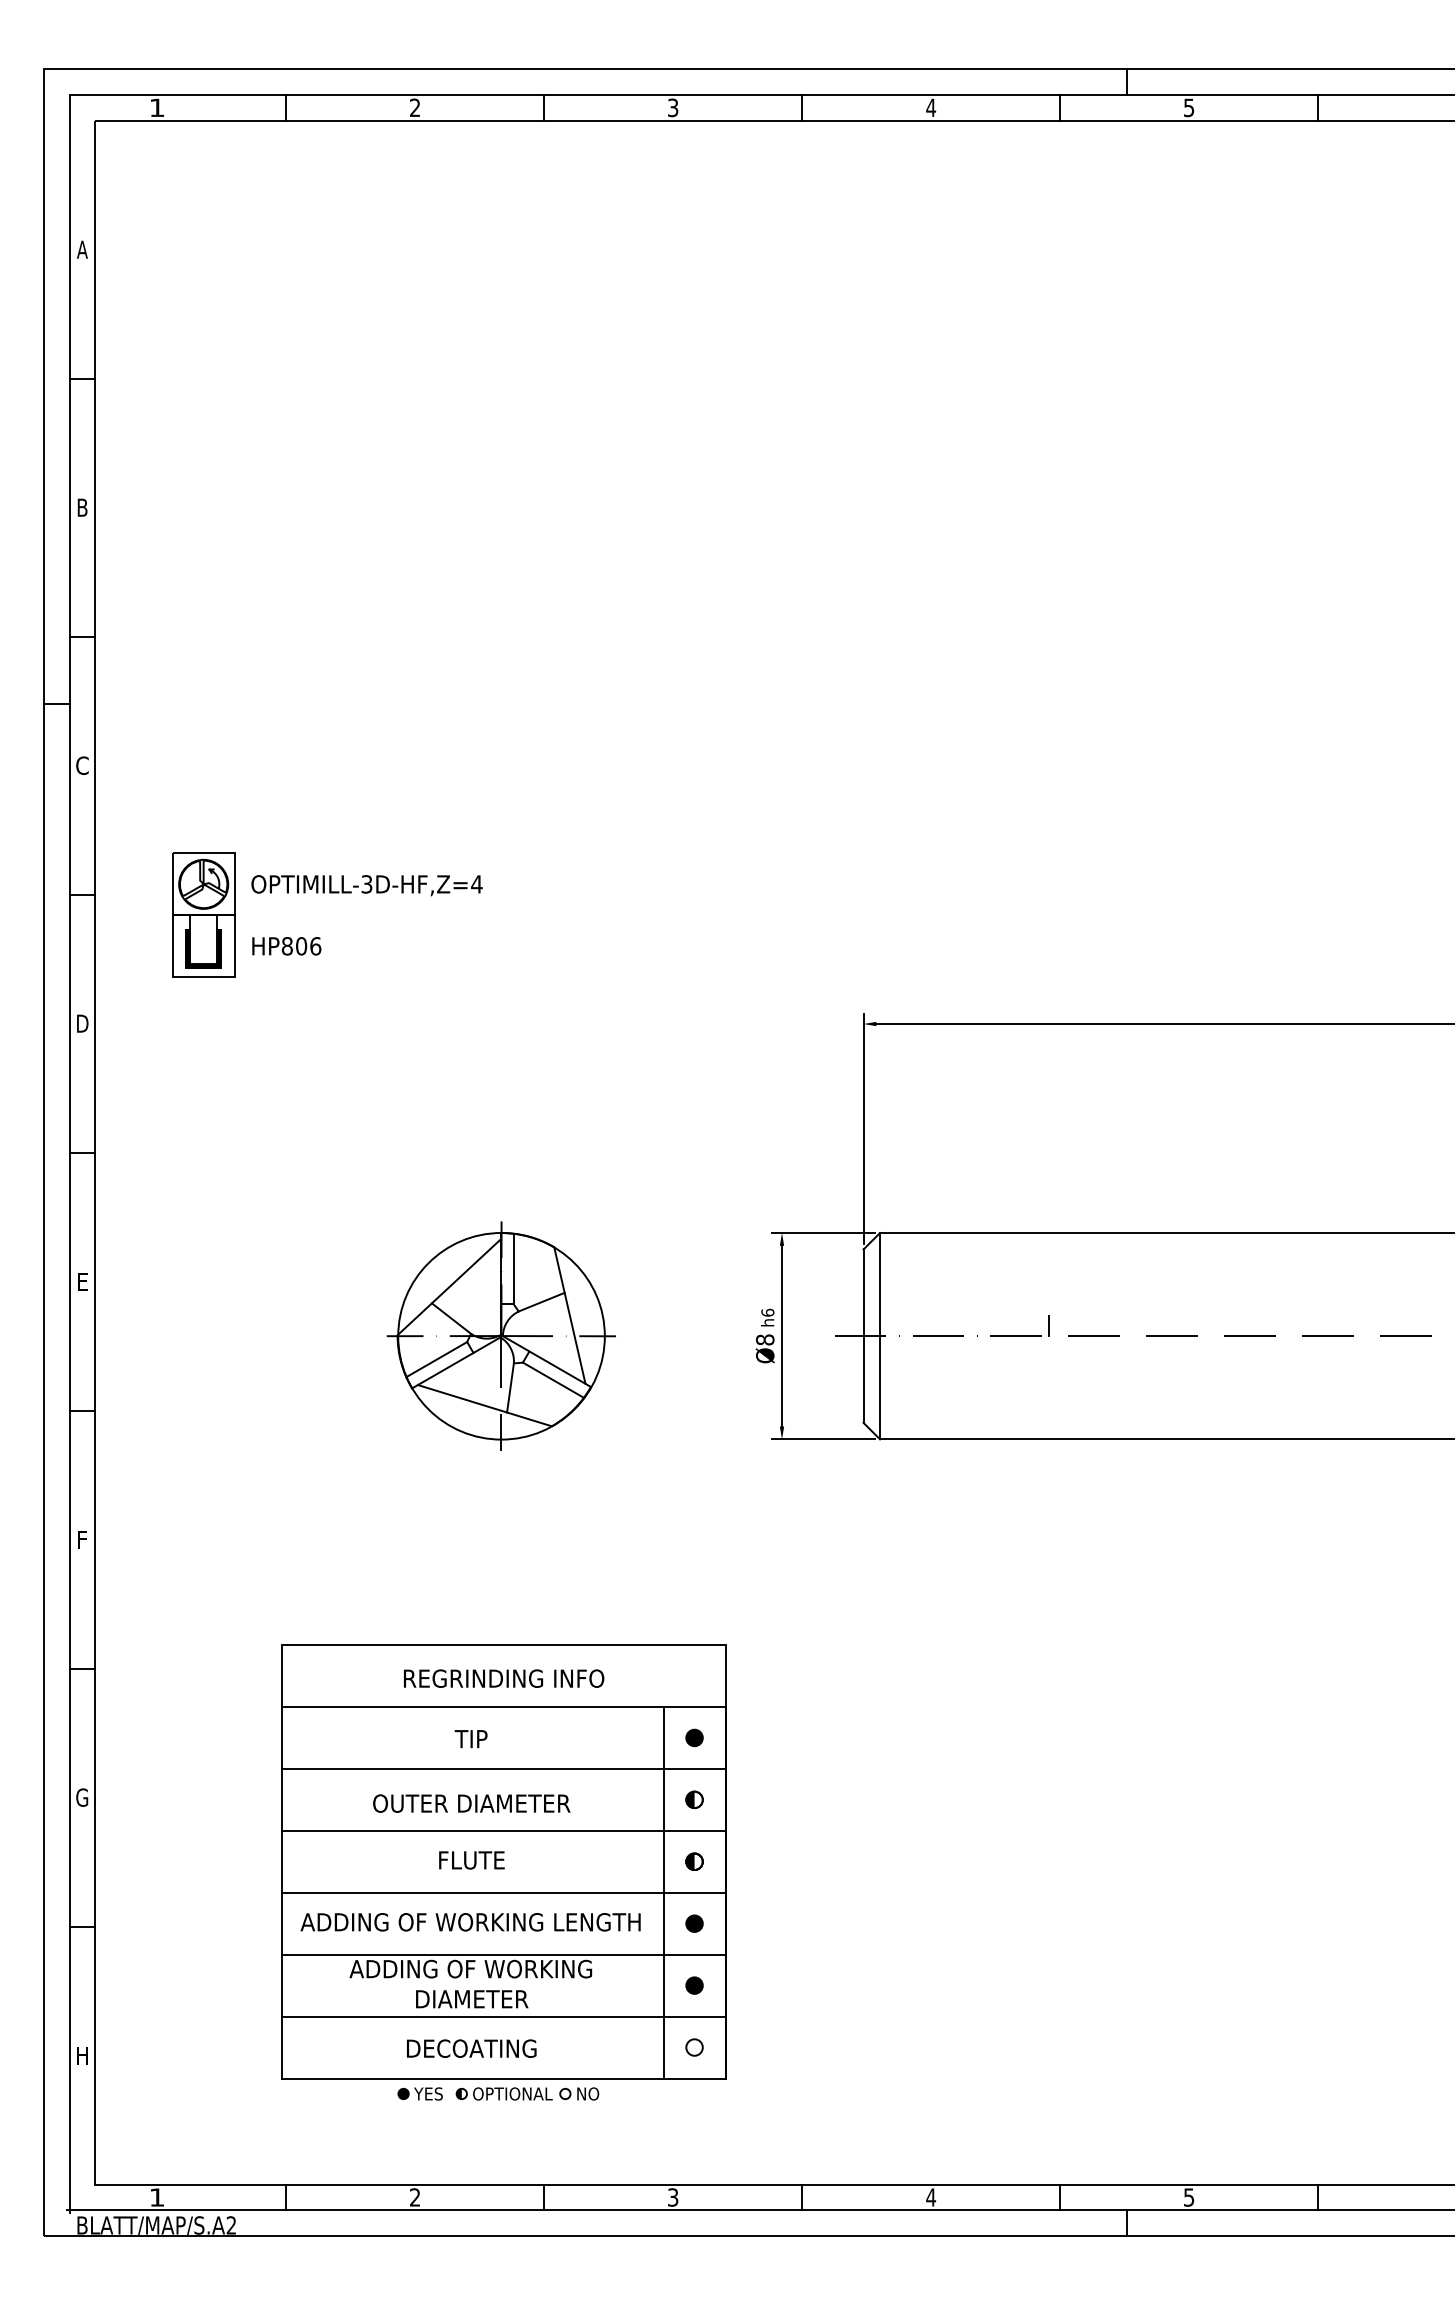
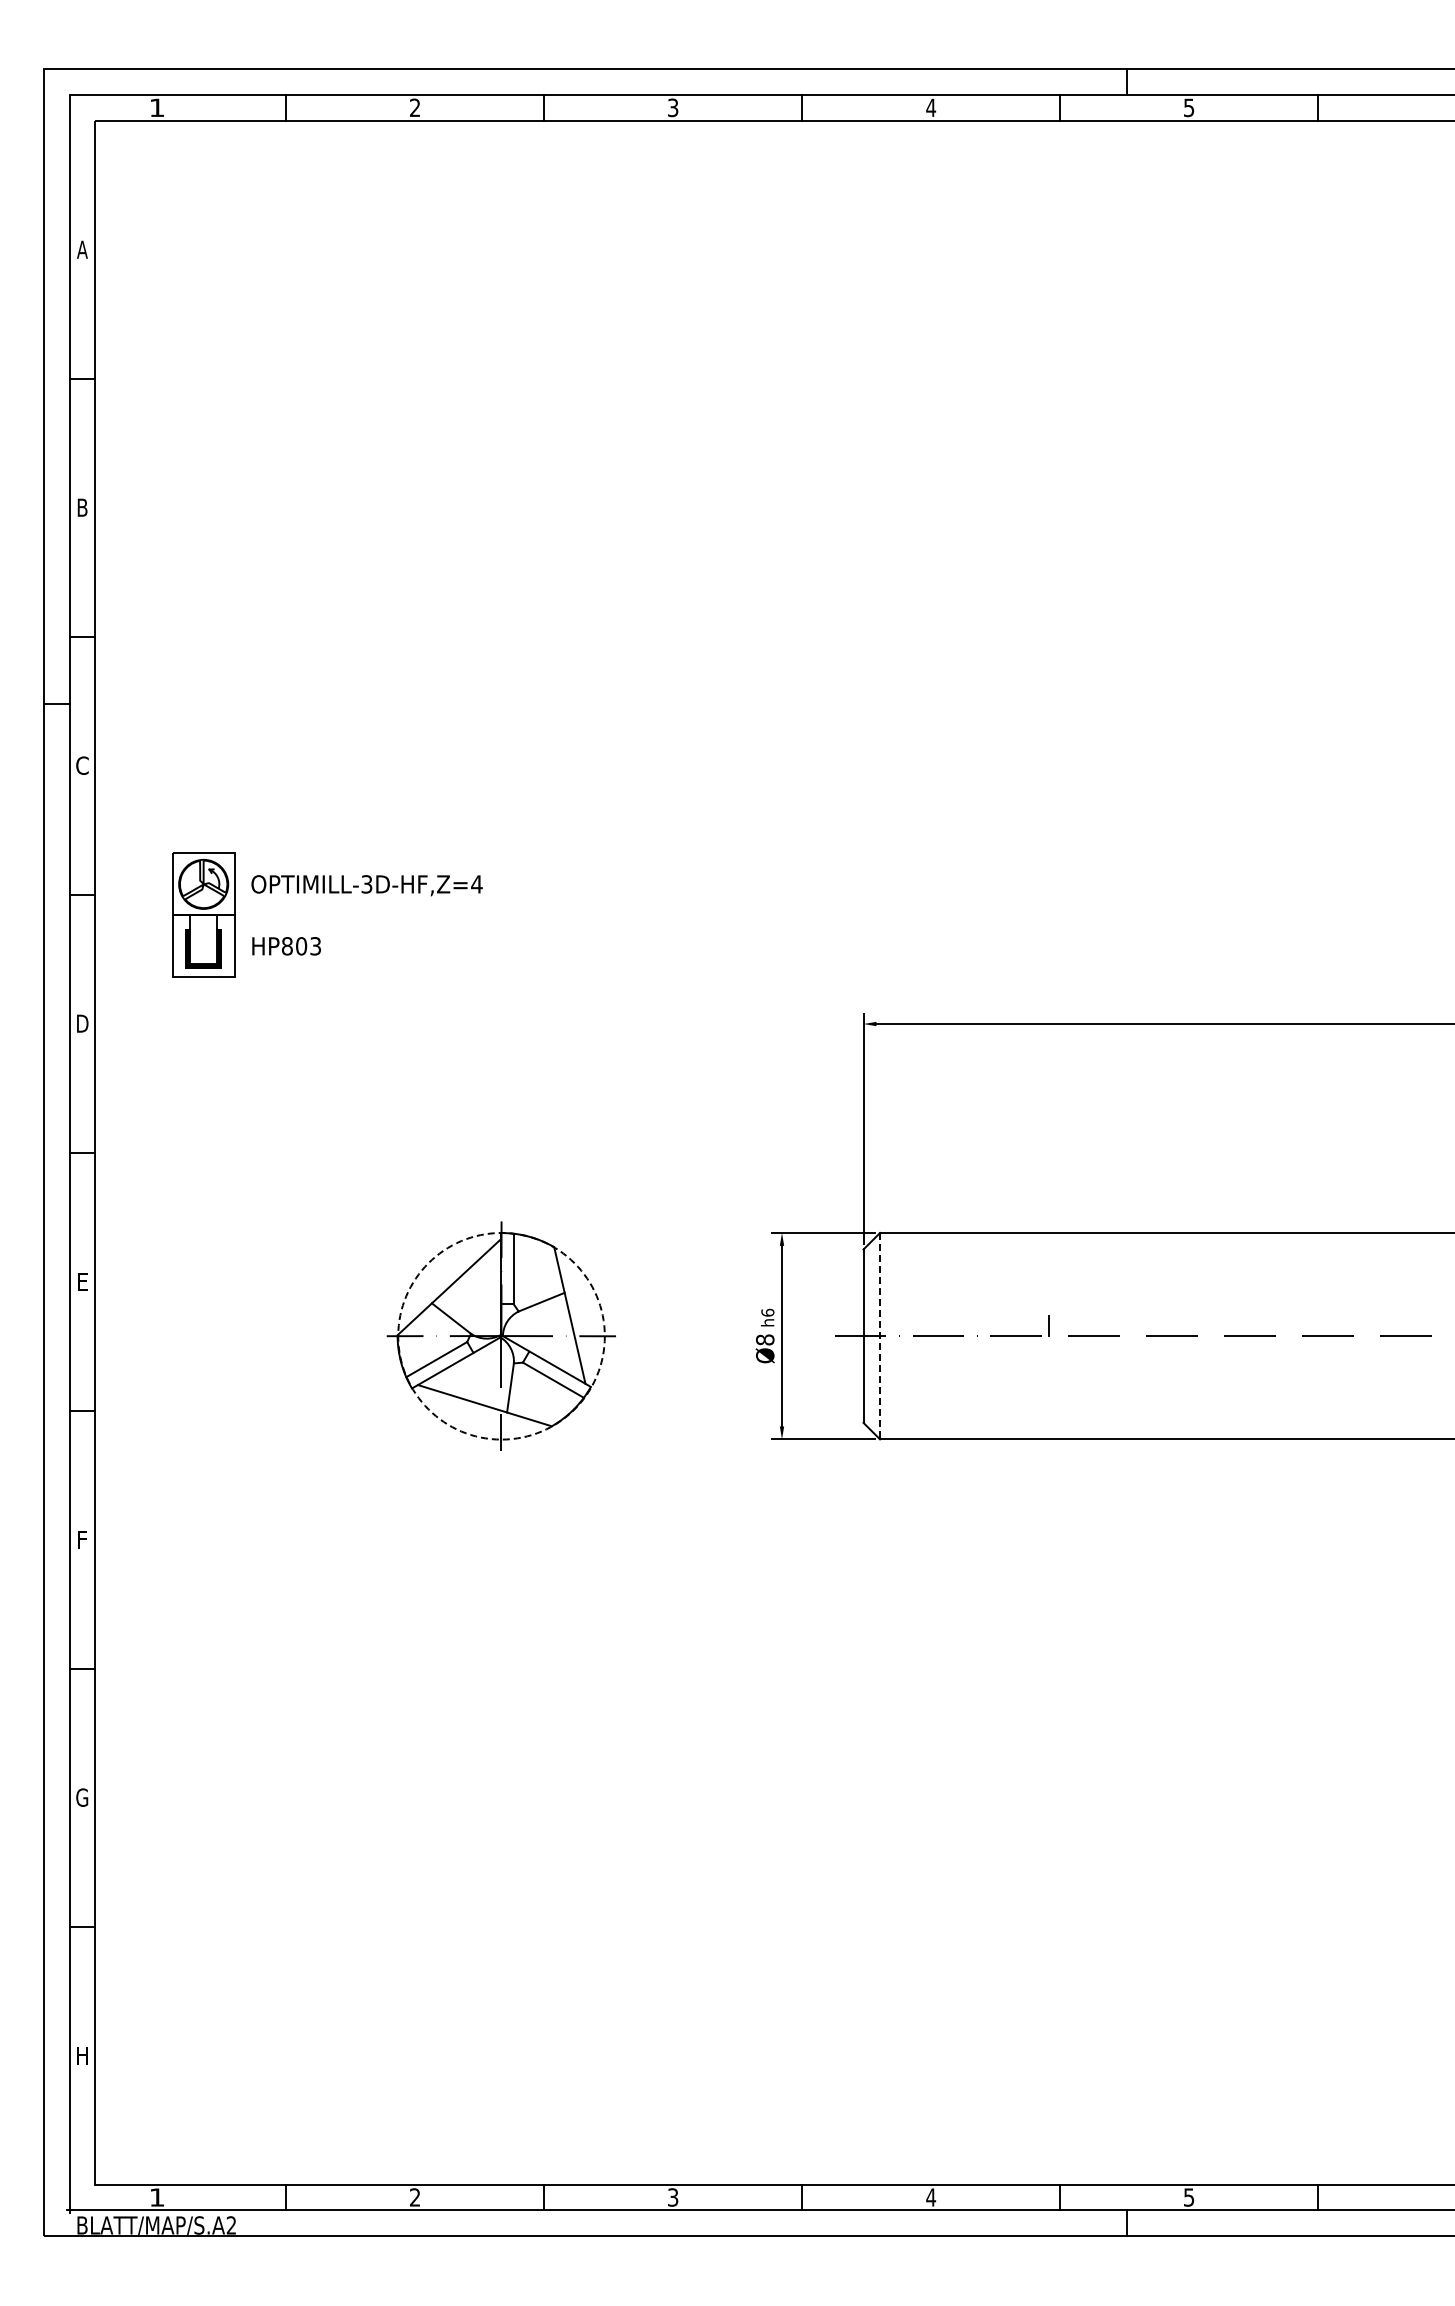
text: HP806 -> HP803 (315, 946)
circle: solid -> dashed (501, 1335)
line: solid -> dashed (880, 1336)
part: present -> none (503, 1872)
